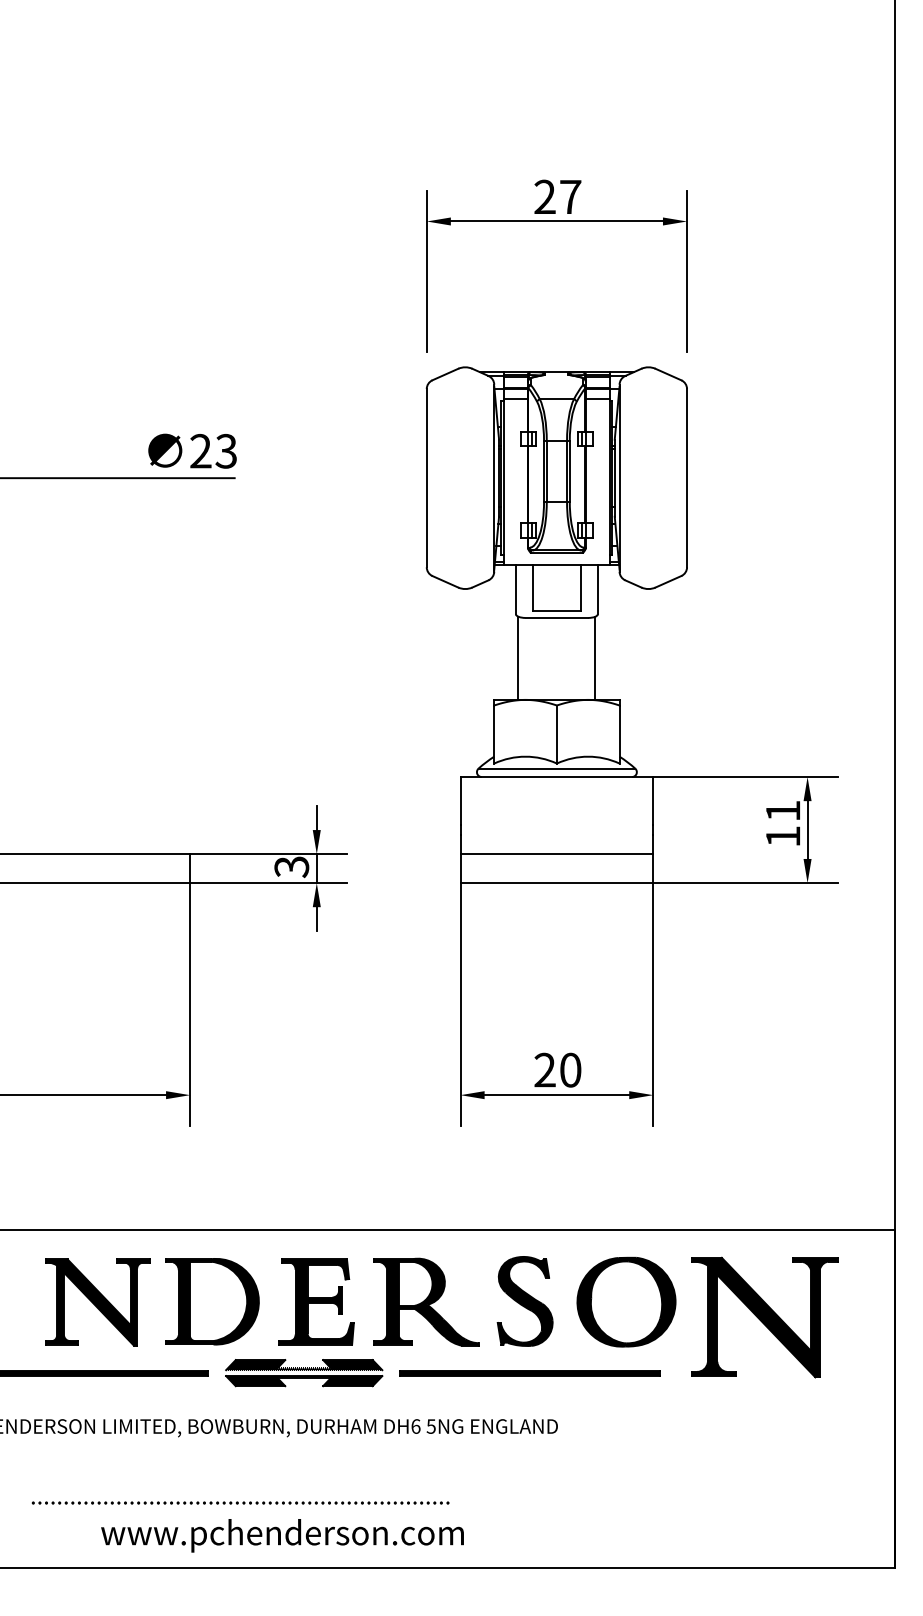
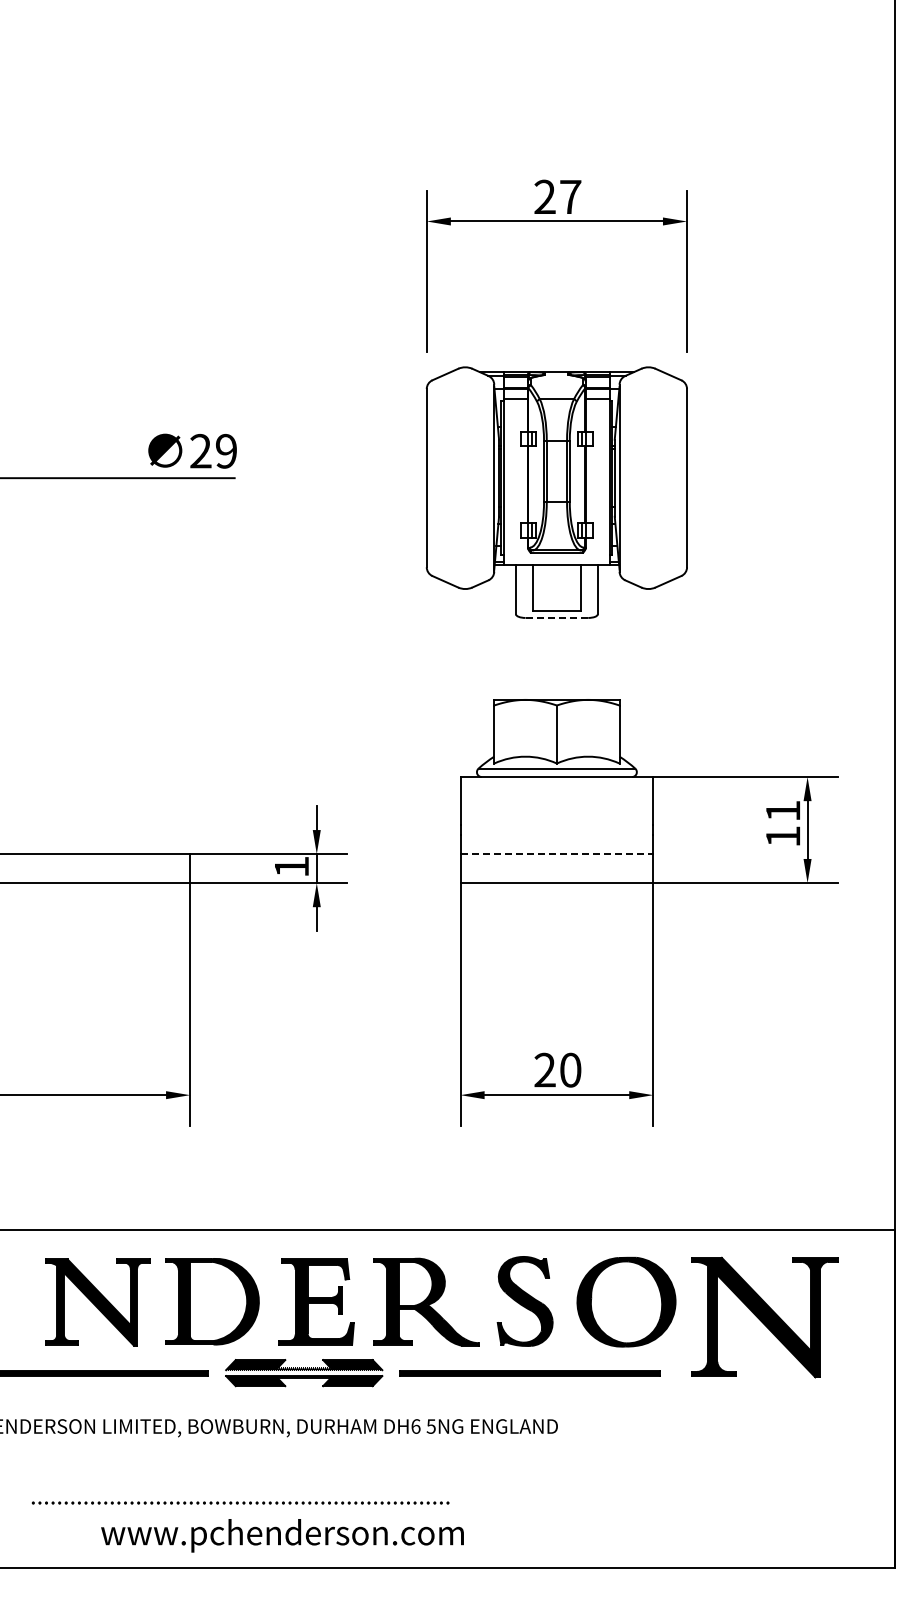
text: 23 -> 29 (225, 451)
line: solid -> dashed (556, 617)
line: present -> none (518, 657)
line: present -> none (595, 657)
line: solid -> dashed (557, 854)
text: 3 -> 1 (291, 867)
